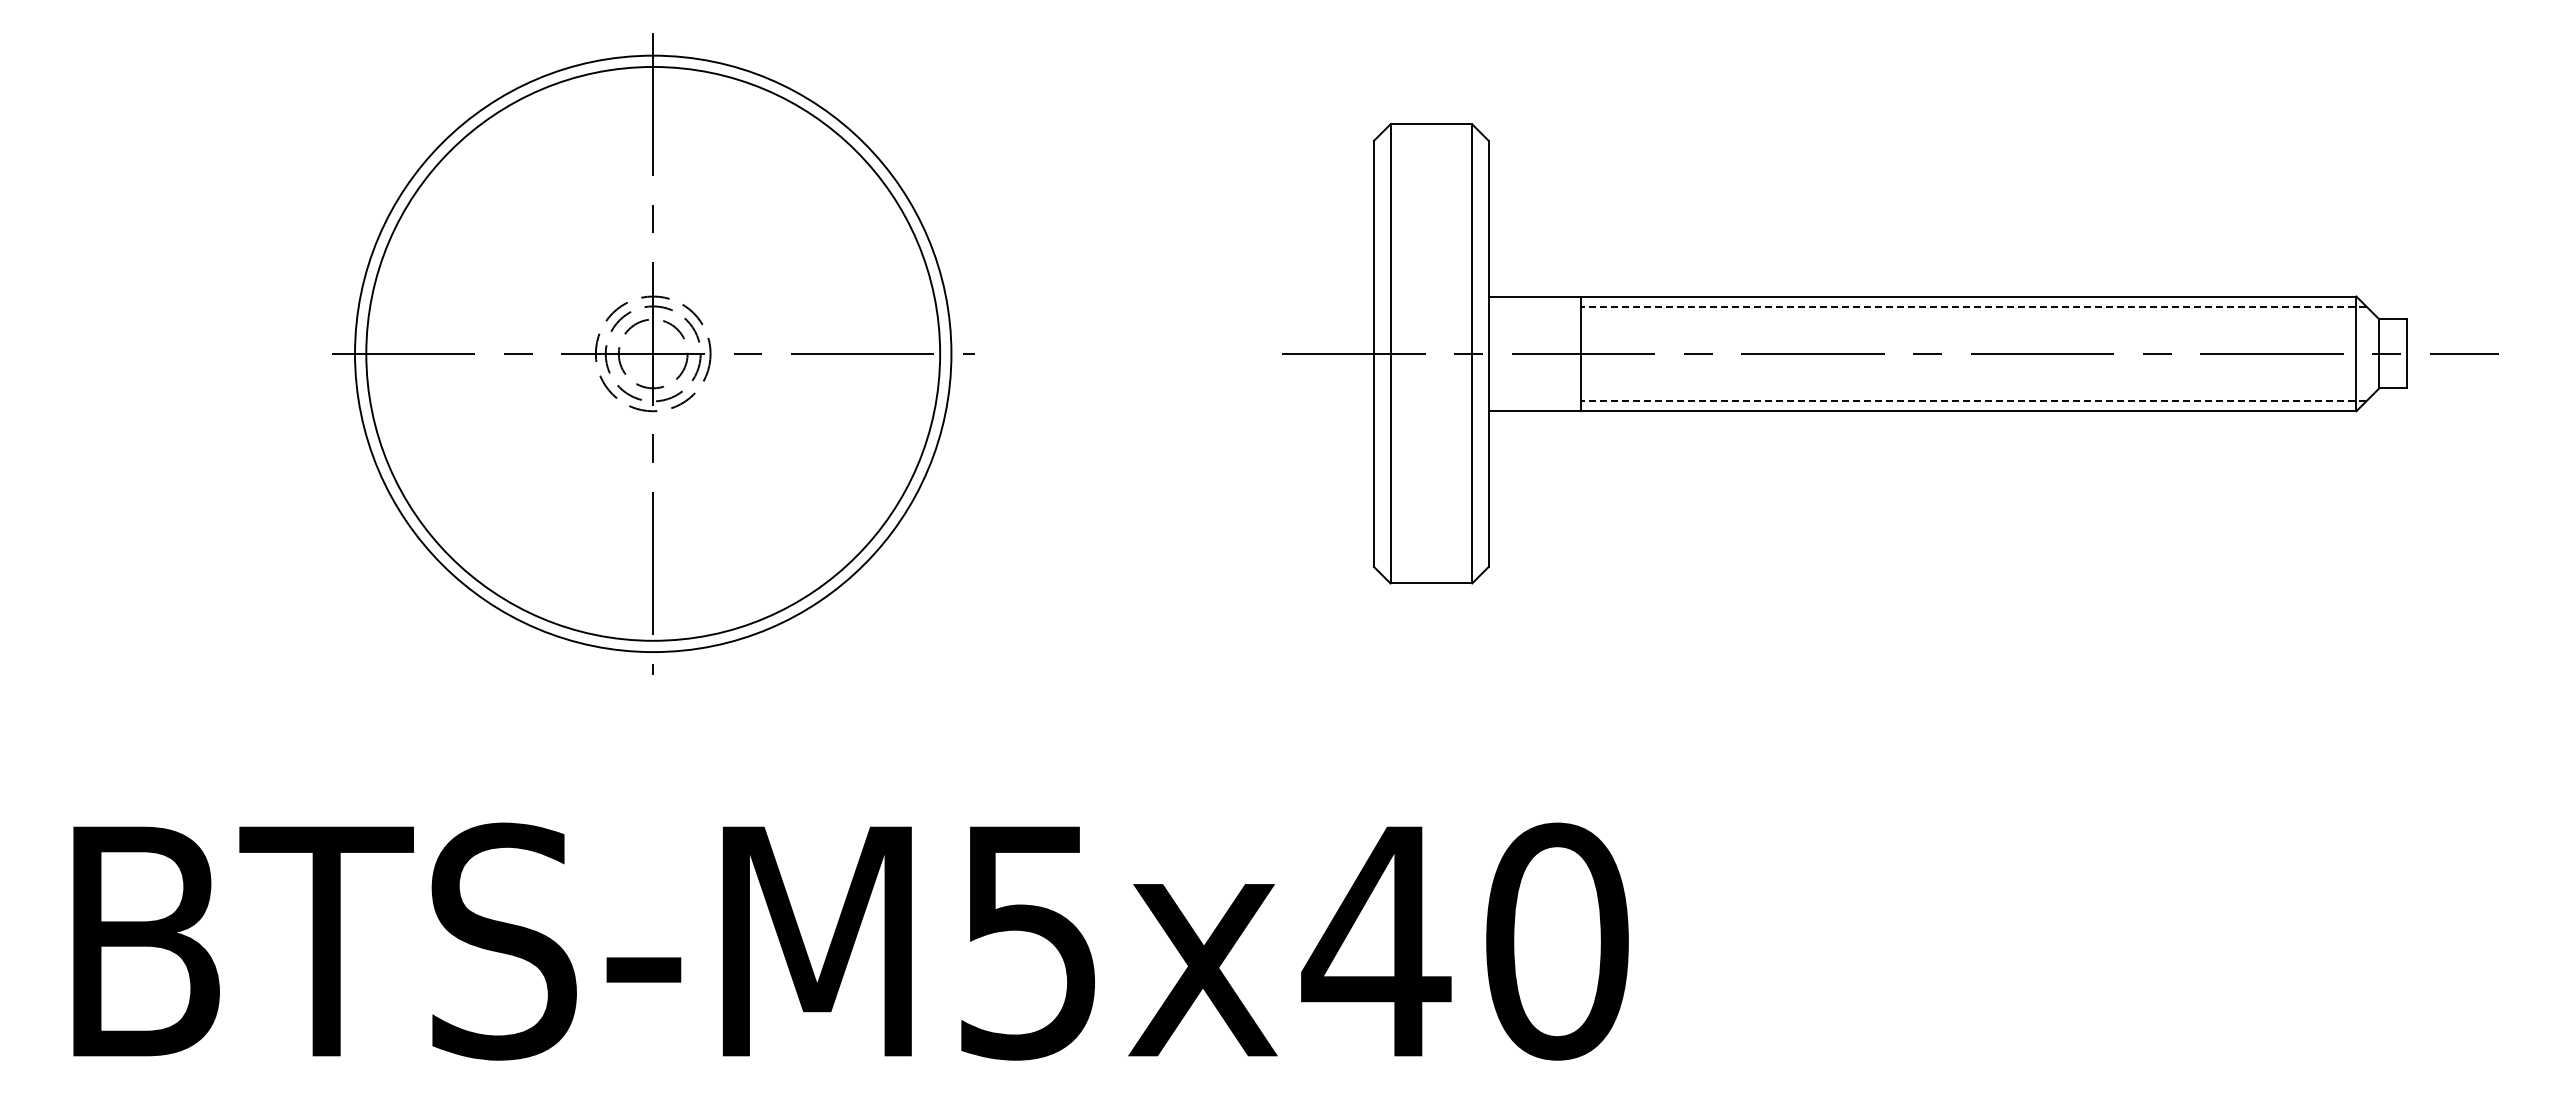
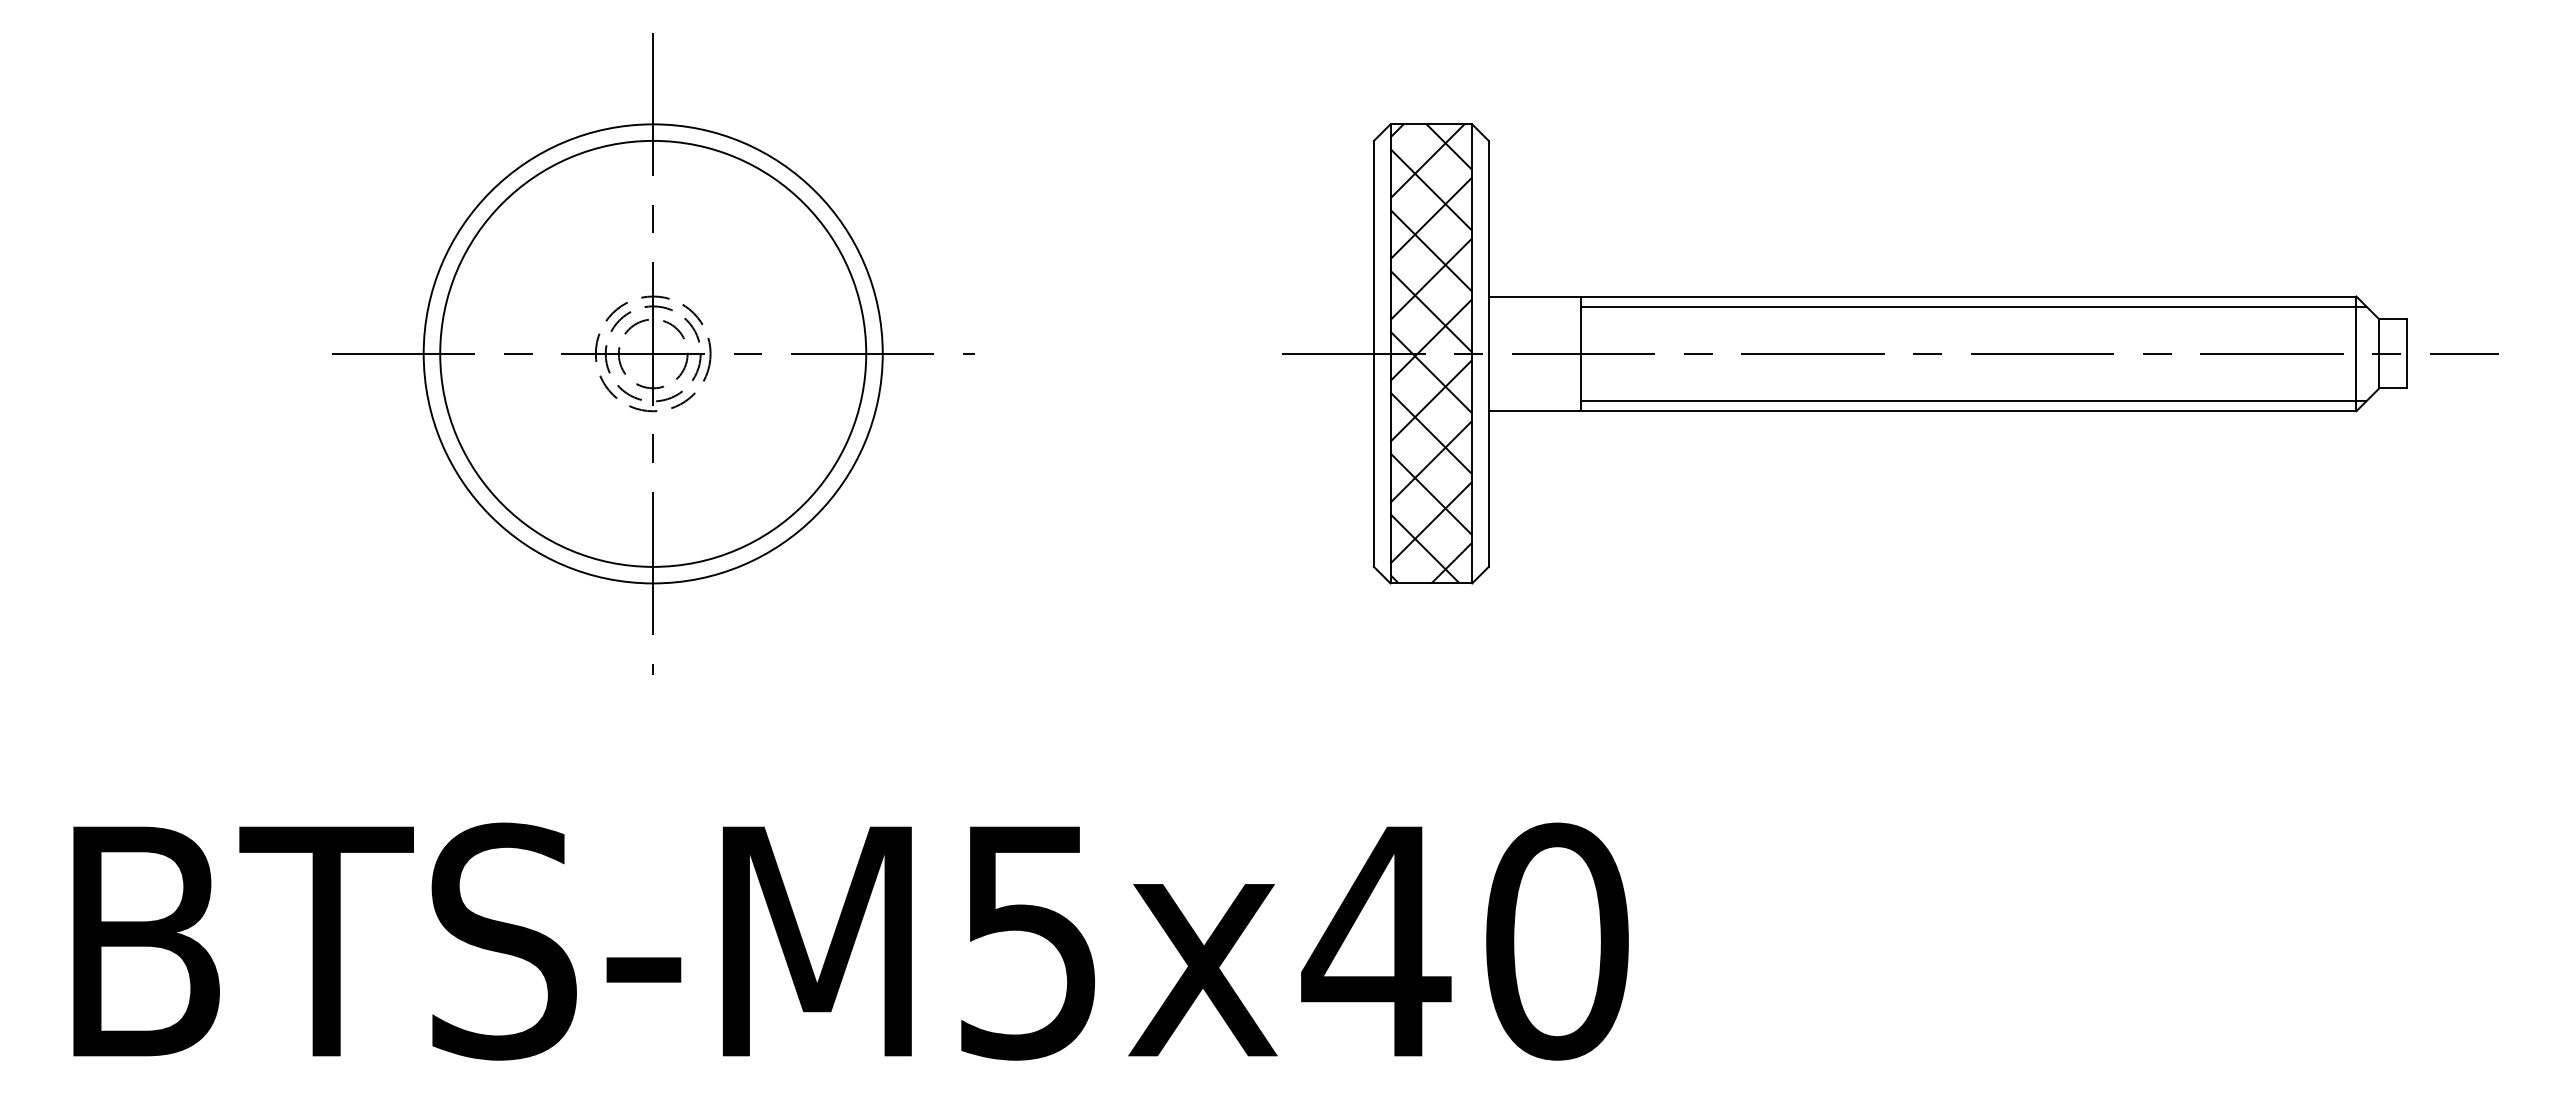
line: dashed -> solid (1973, 306)
circle diameter: 574 px -> 459 px (652, 353)
circle diameter: 596 px -> 426 px (653, 353)
hatch: none -> present (1431, 353)
line: dashed -> solid (1973, 401)
